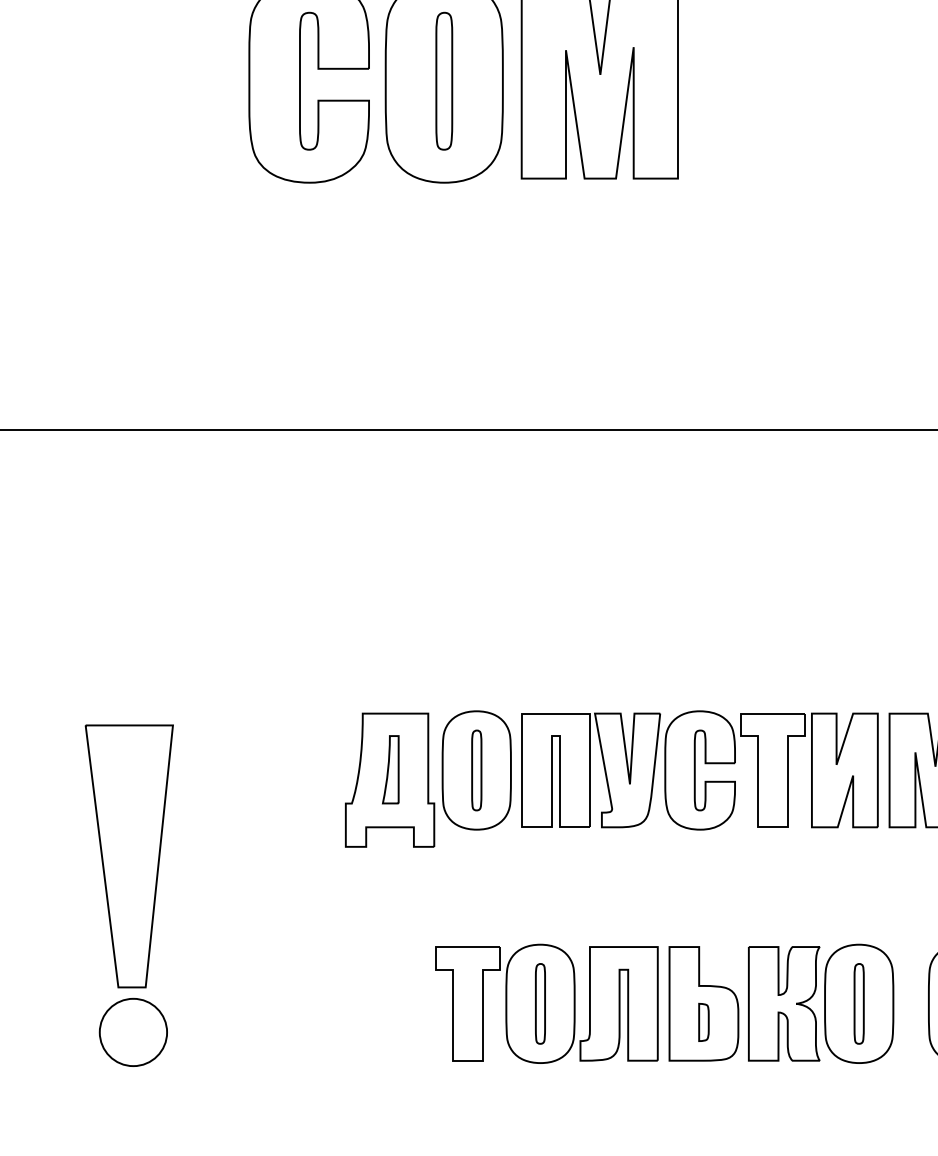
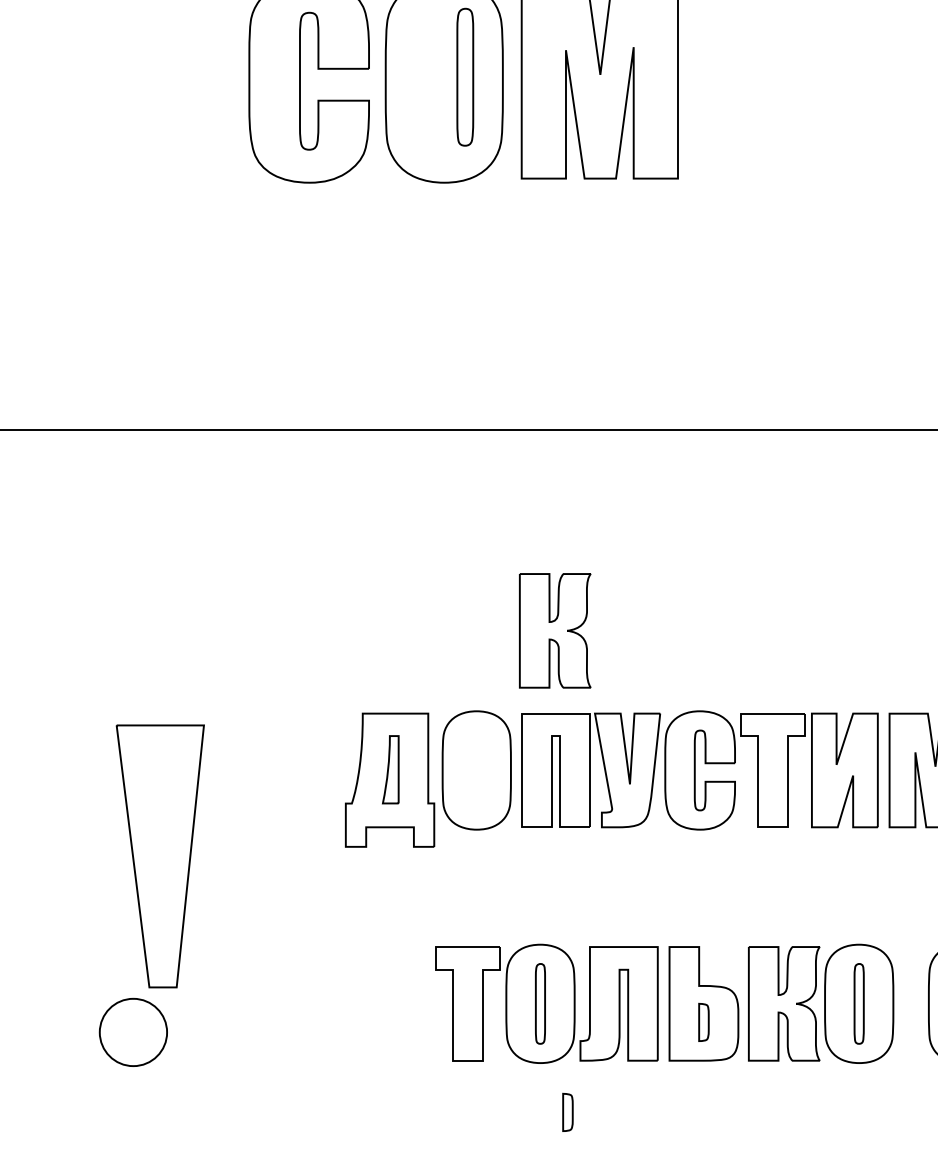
part position: (444, 80) -> (465, 76) (465, 76)
part: none -> present (555, 630)
part: present -> none (476, 770)
part position: (128, 856) -> (159, 856) (159, 856)
part: none -> present (567, 1111)
